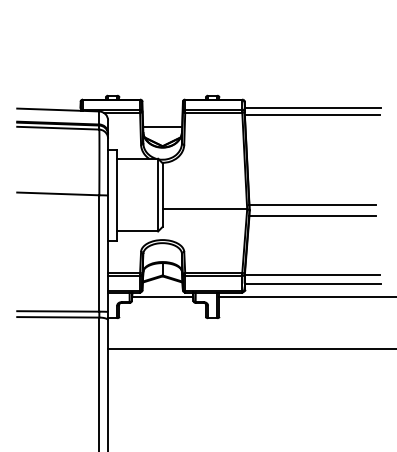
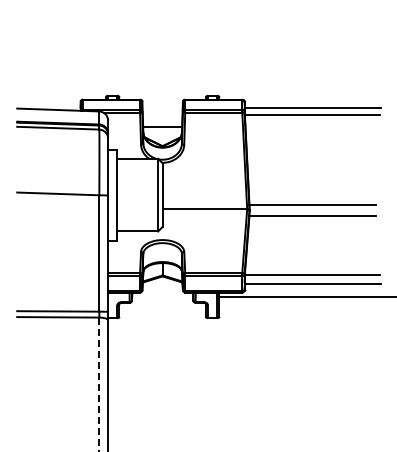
line: present -> none (162, 297)
line: present -> none (250, 348)
line: solid -> dashed (99, 384)
